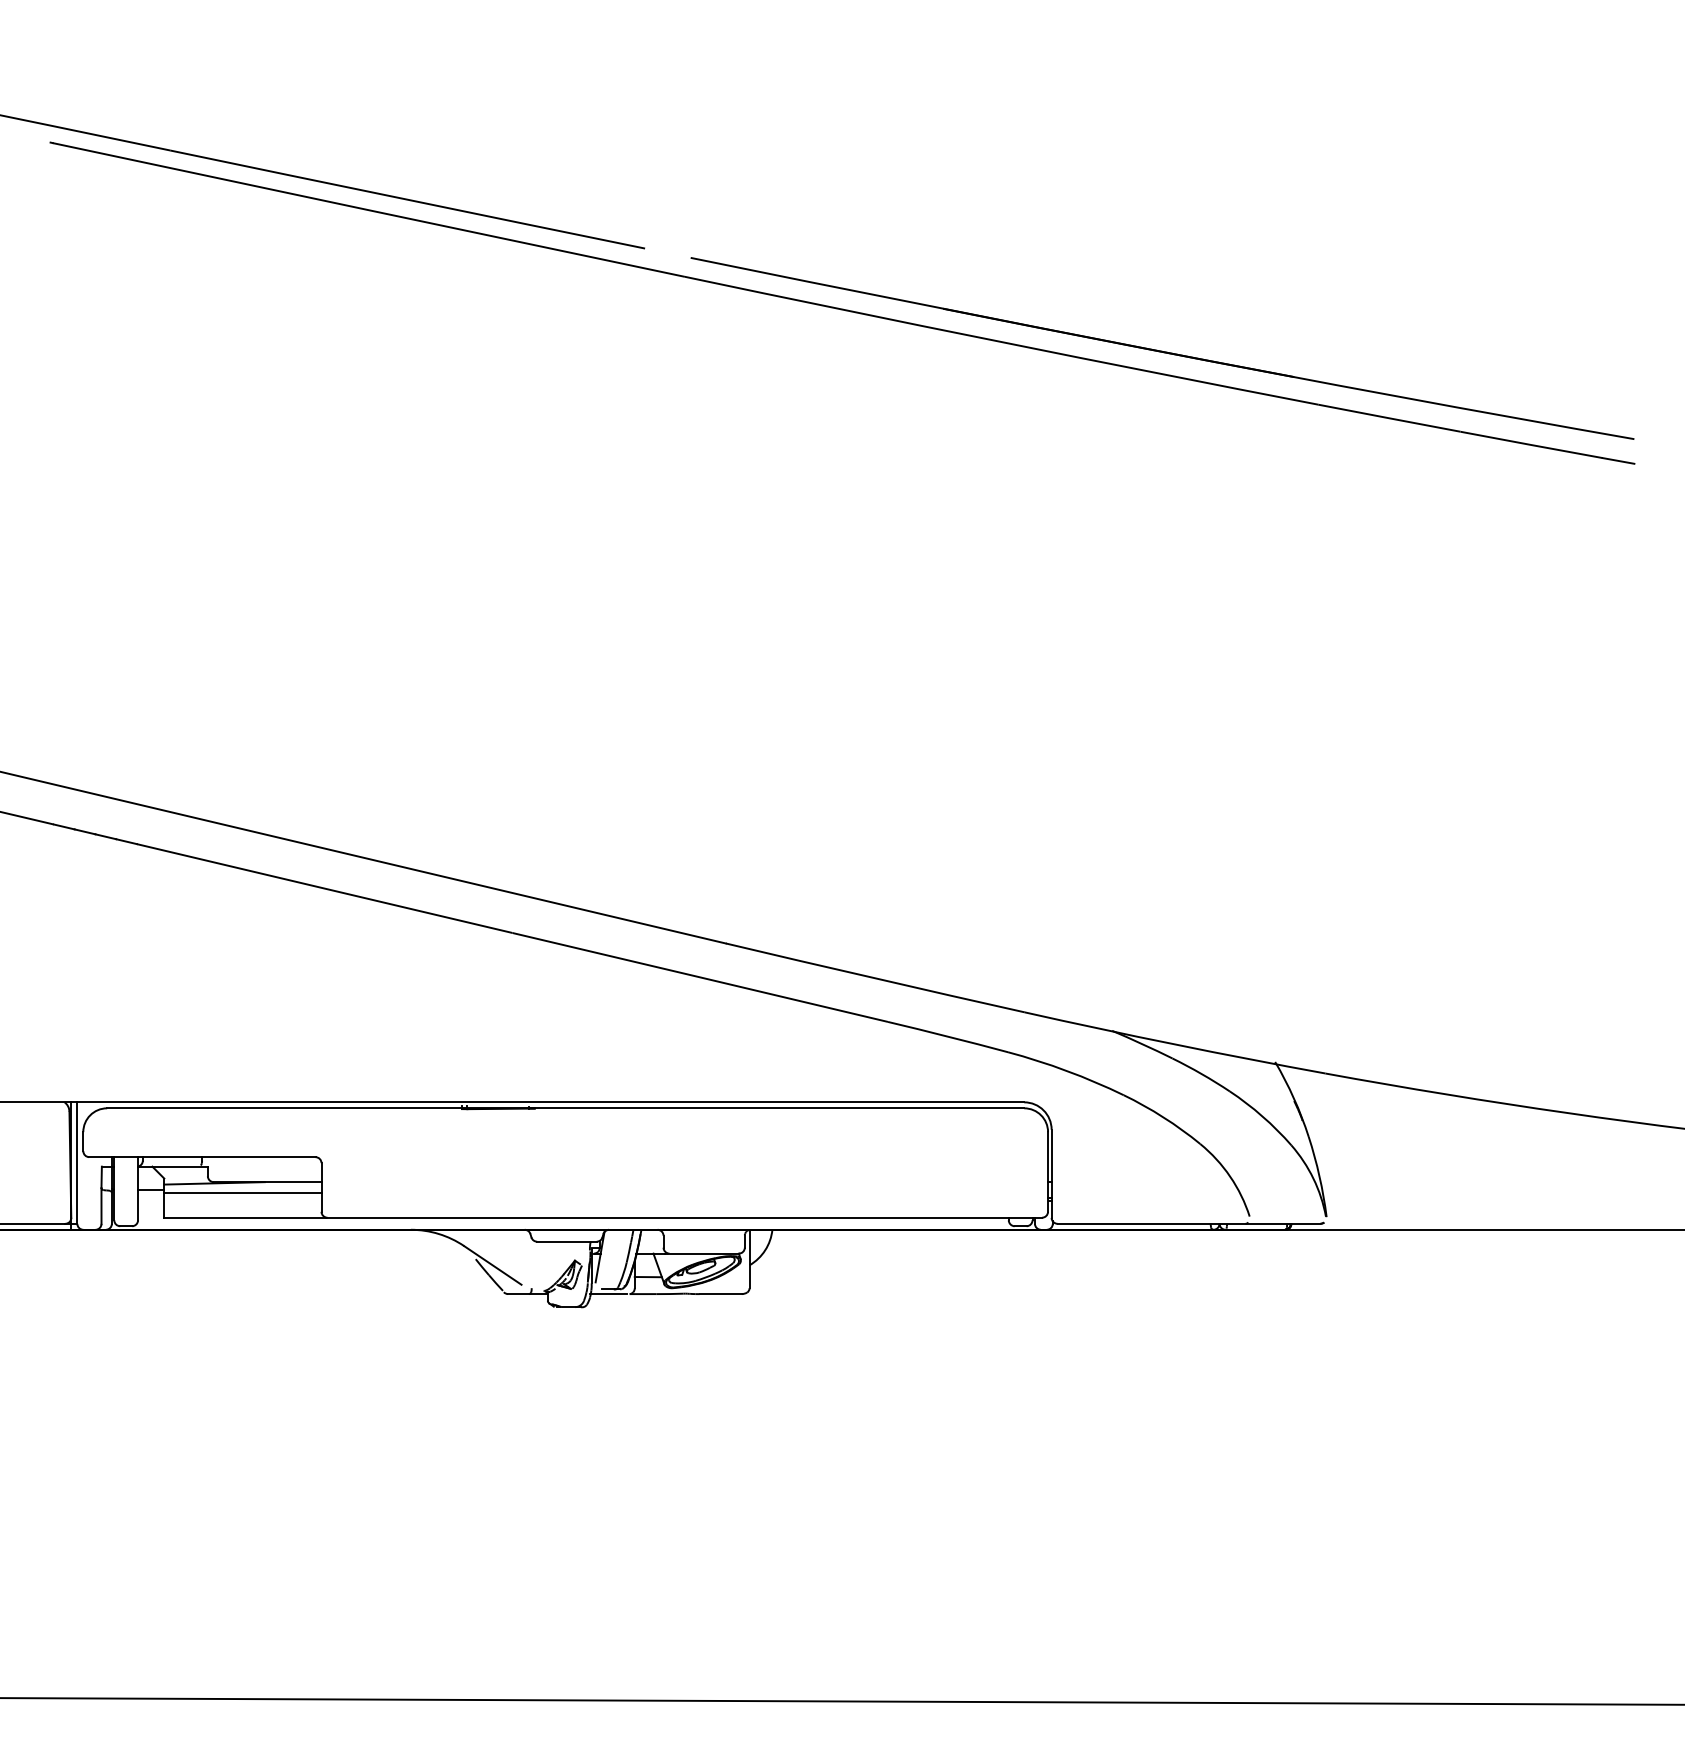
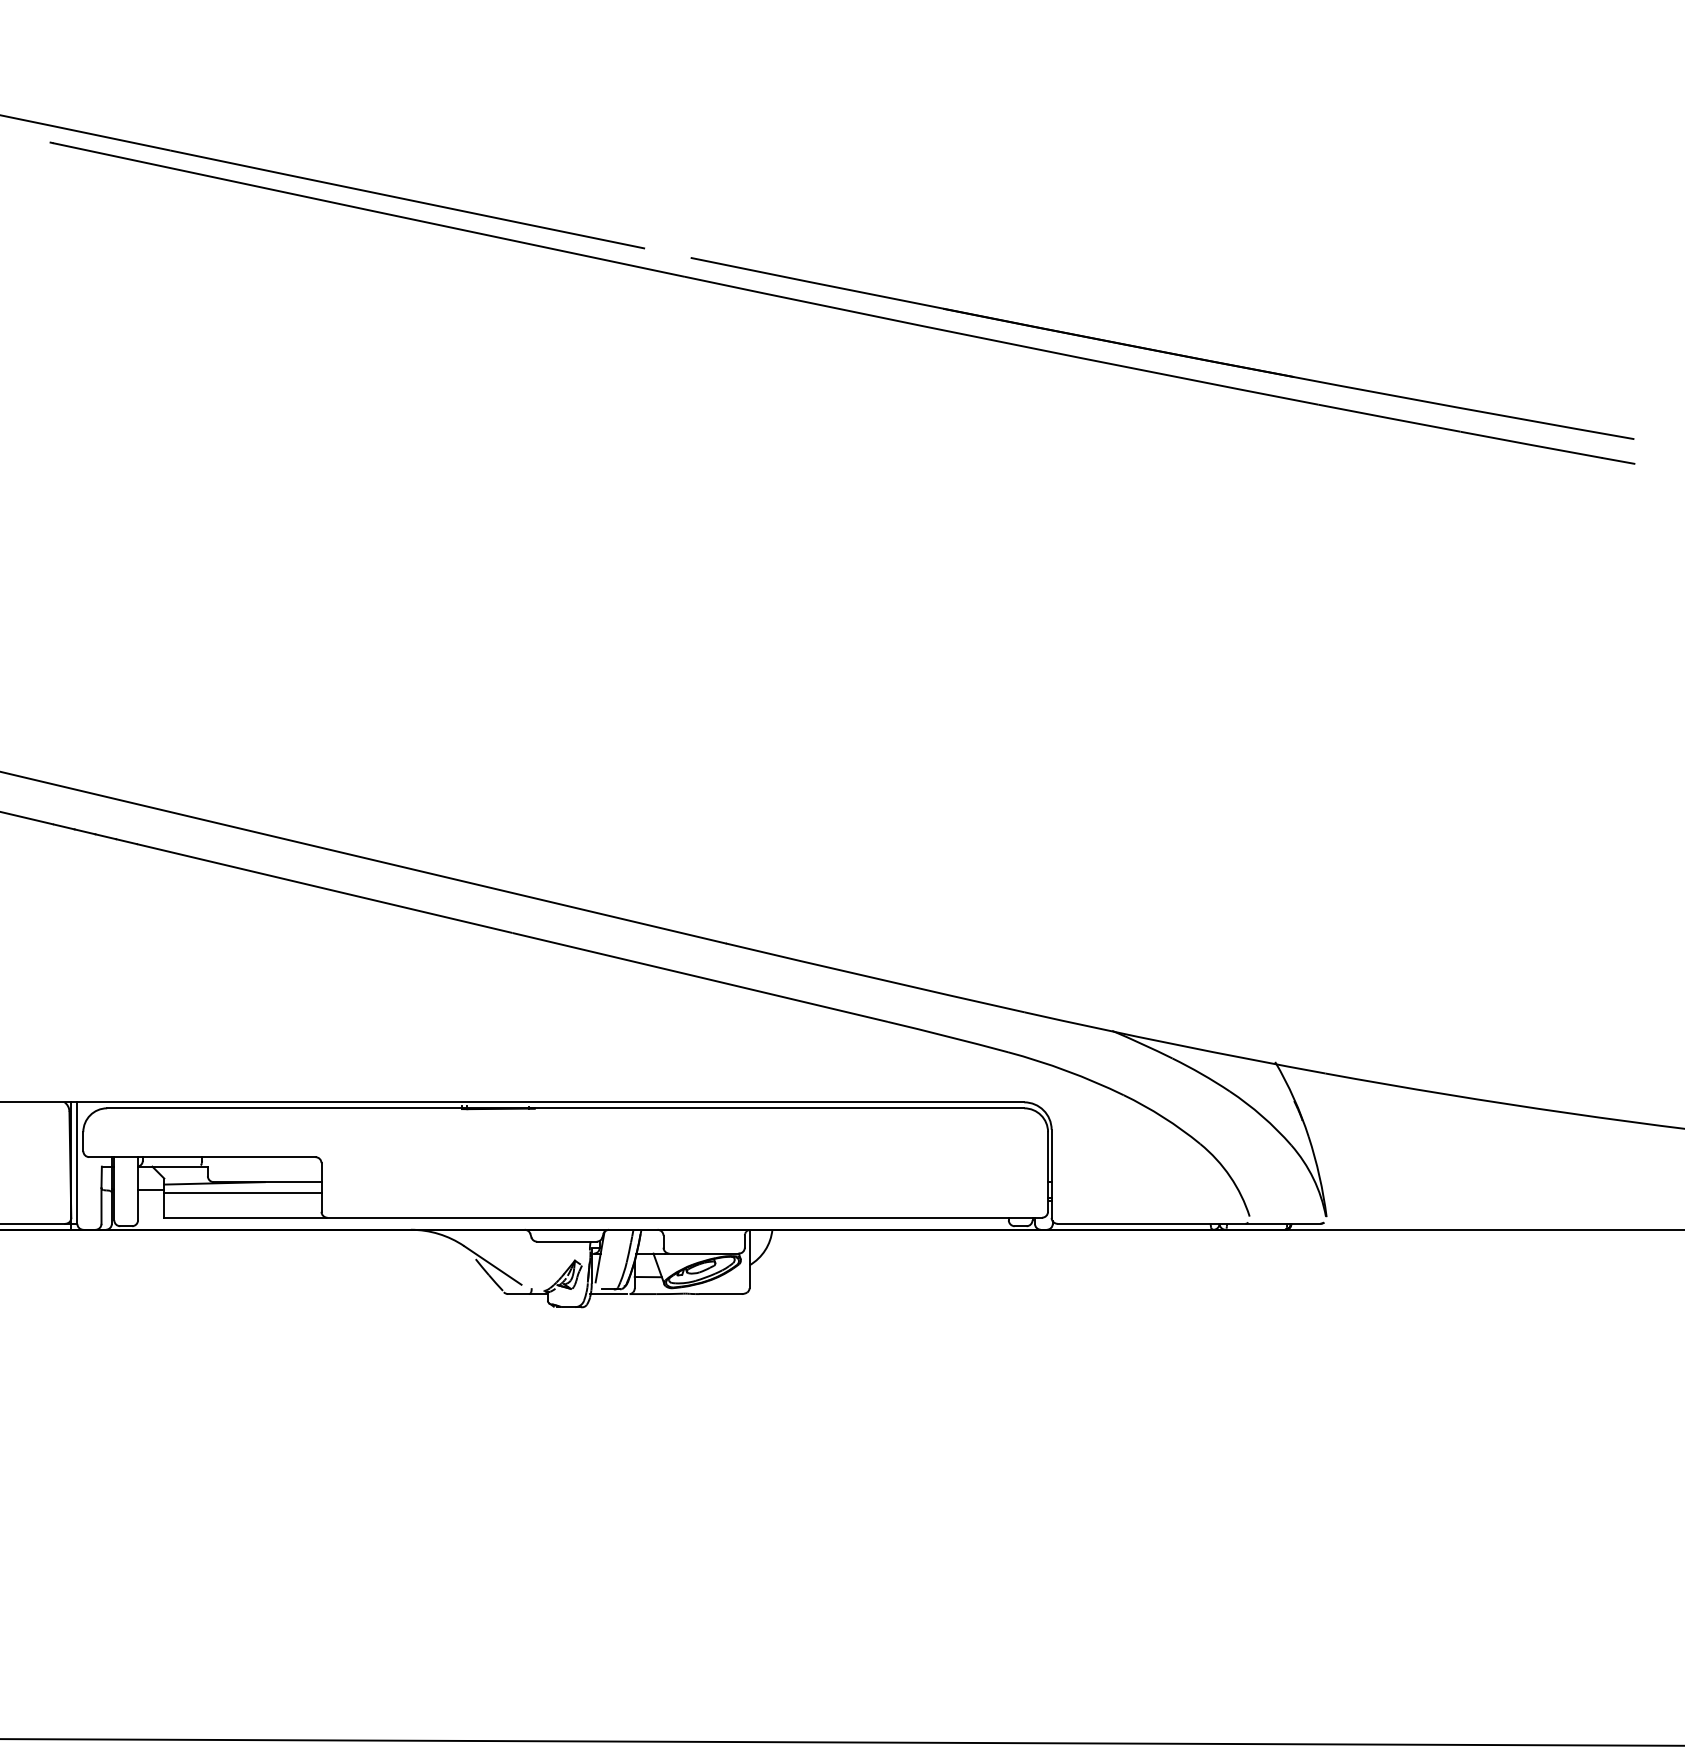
line position: (841, 1701) -> (841, 1742) (841, 1742)
